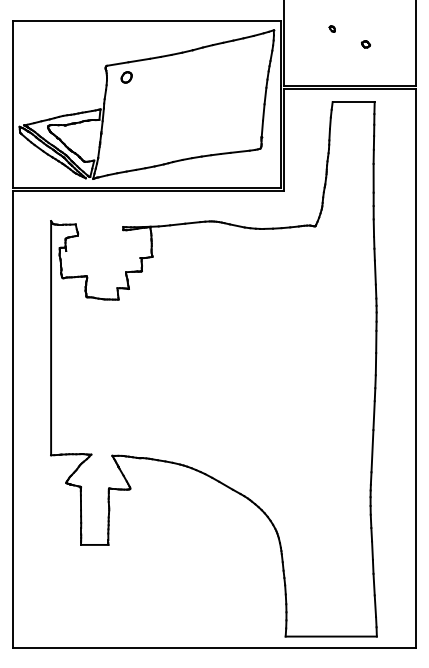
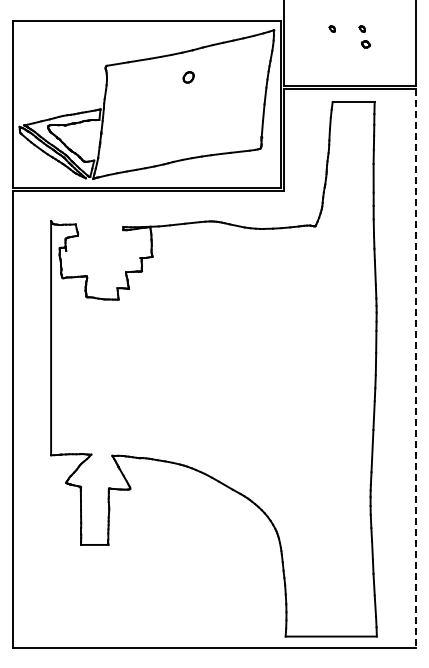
part: none -> present (361, 28)
part position: (126, 77) -> (188, 77) (188, 77)
line: solid -> dashed (416, 369)
